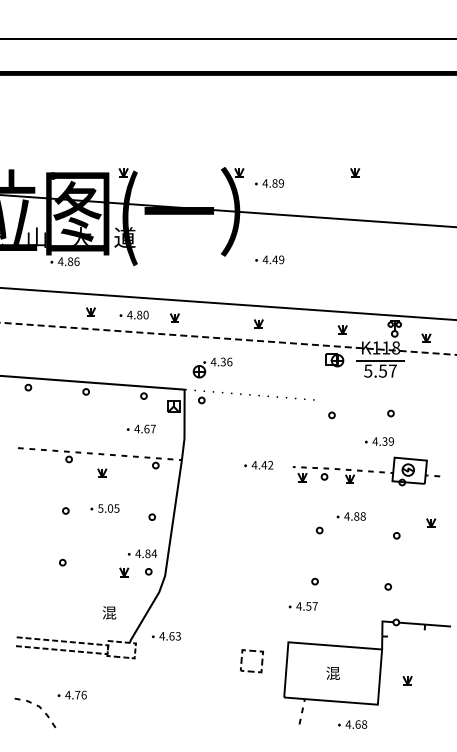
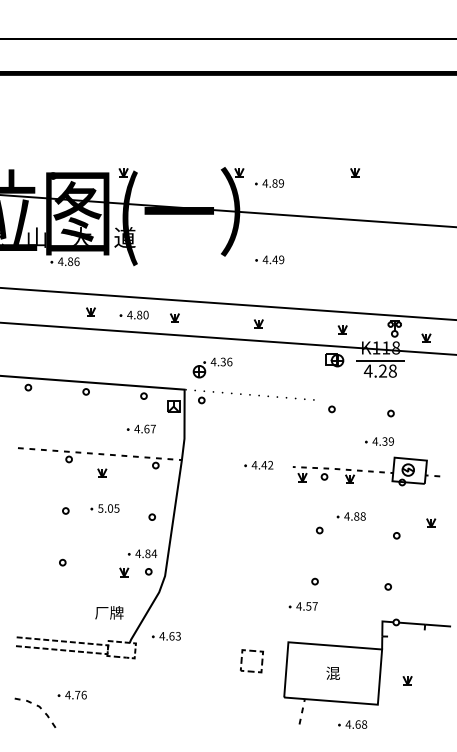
line: dashed -> solid (228, 338)
text: 5.57 -> 4.28 (379, 370)
part position: (331, 415) -> (331, 409) (331, 409)
text: 混 -> 厂牌 (109, 612)
